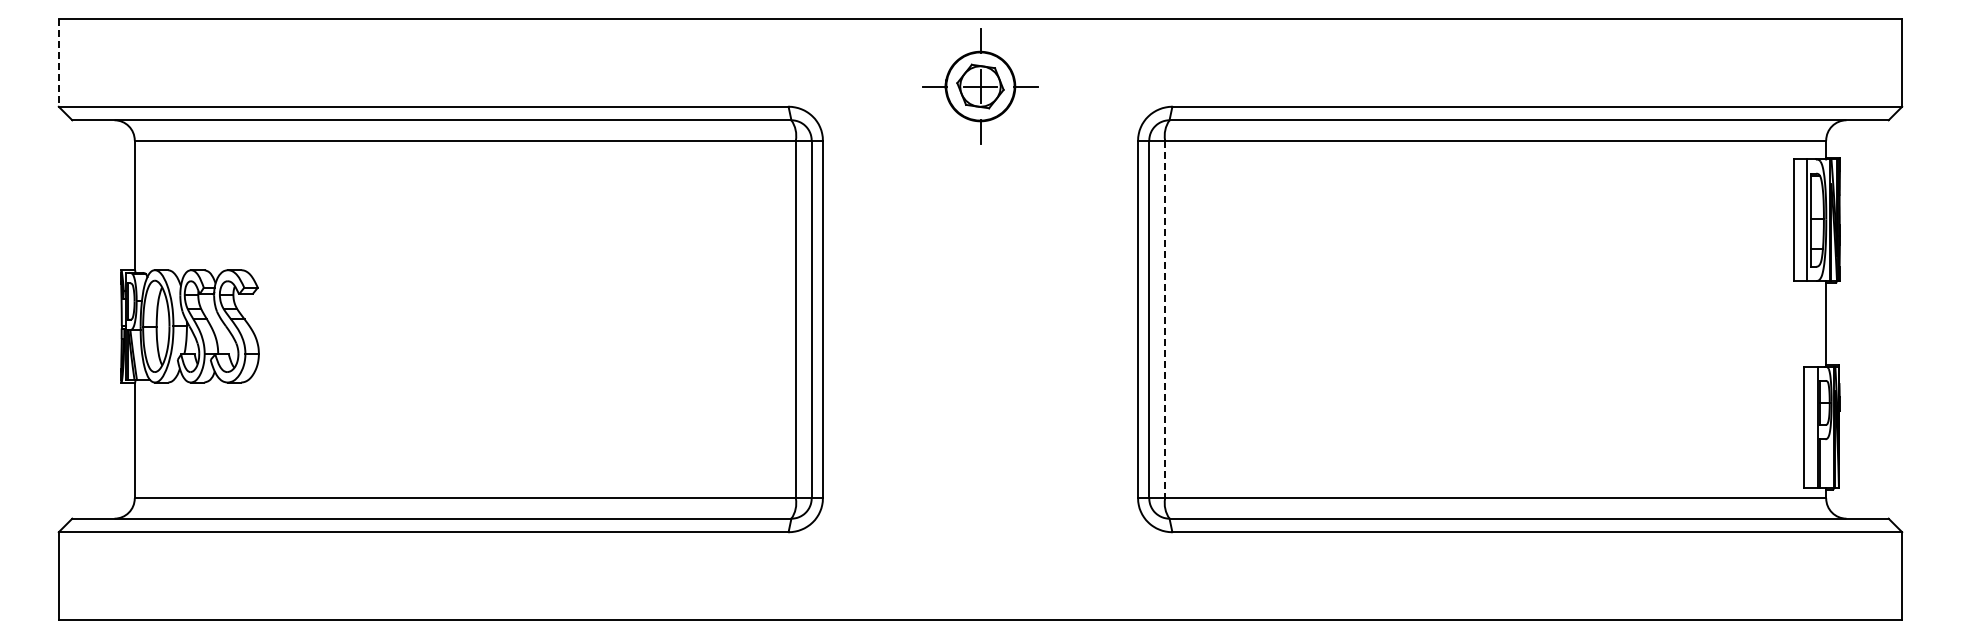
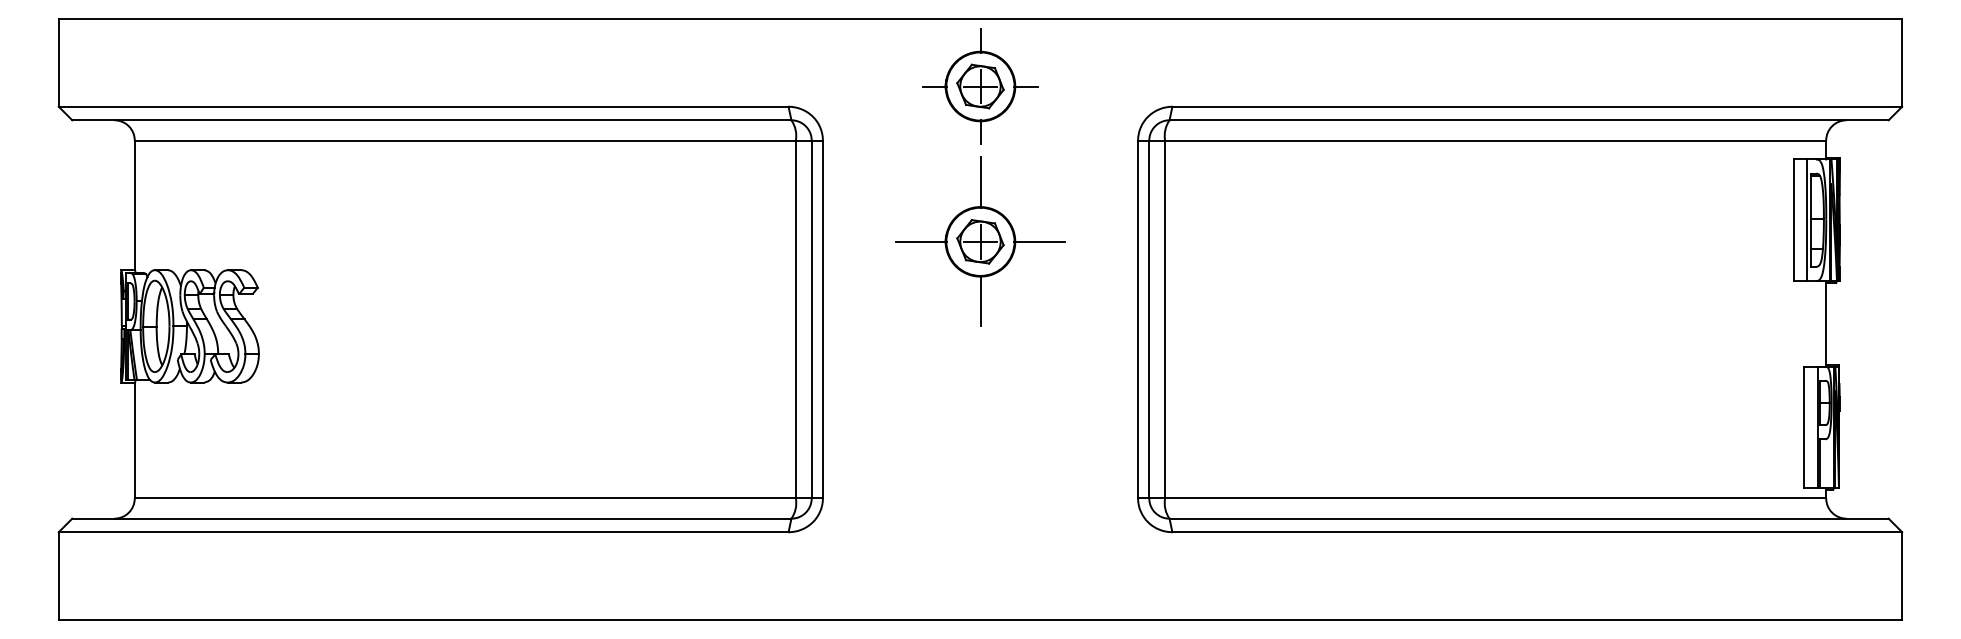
line: dashed -> solid (58, 62)
part: none -> present (980, 241)
line: dashed -> solid (1165, 319)
